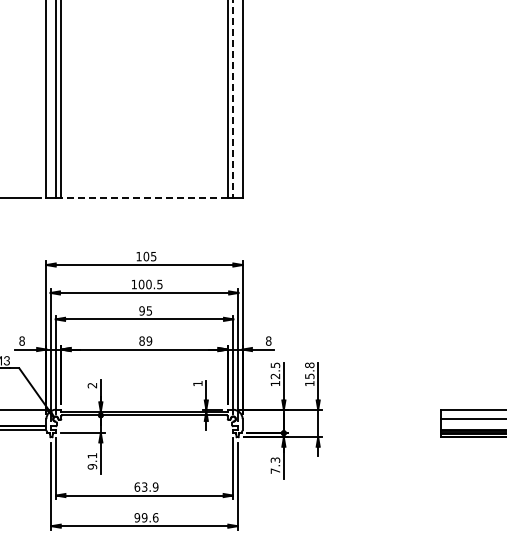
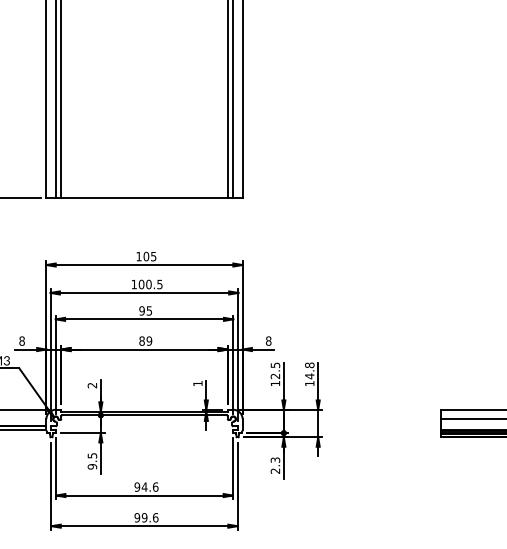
line: dashed -> solid (233, 99)
line: dashed -> solid (144, 198)
text: 15.8 -> 14.8 (309, 376)
text: 9.1 -> 9.5 (92, 455)
text: 7.3 -> 2.3 (275, 470)
text: 63.9 -> 94.6 (146, 486)
